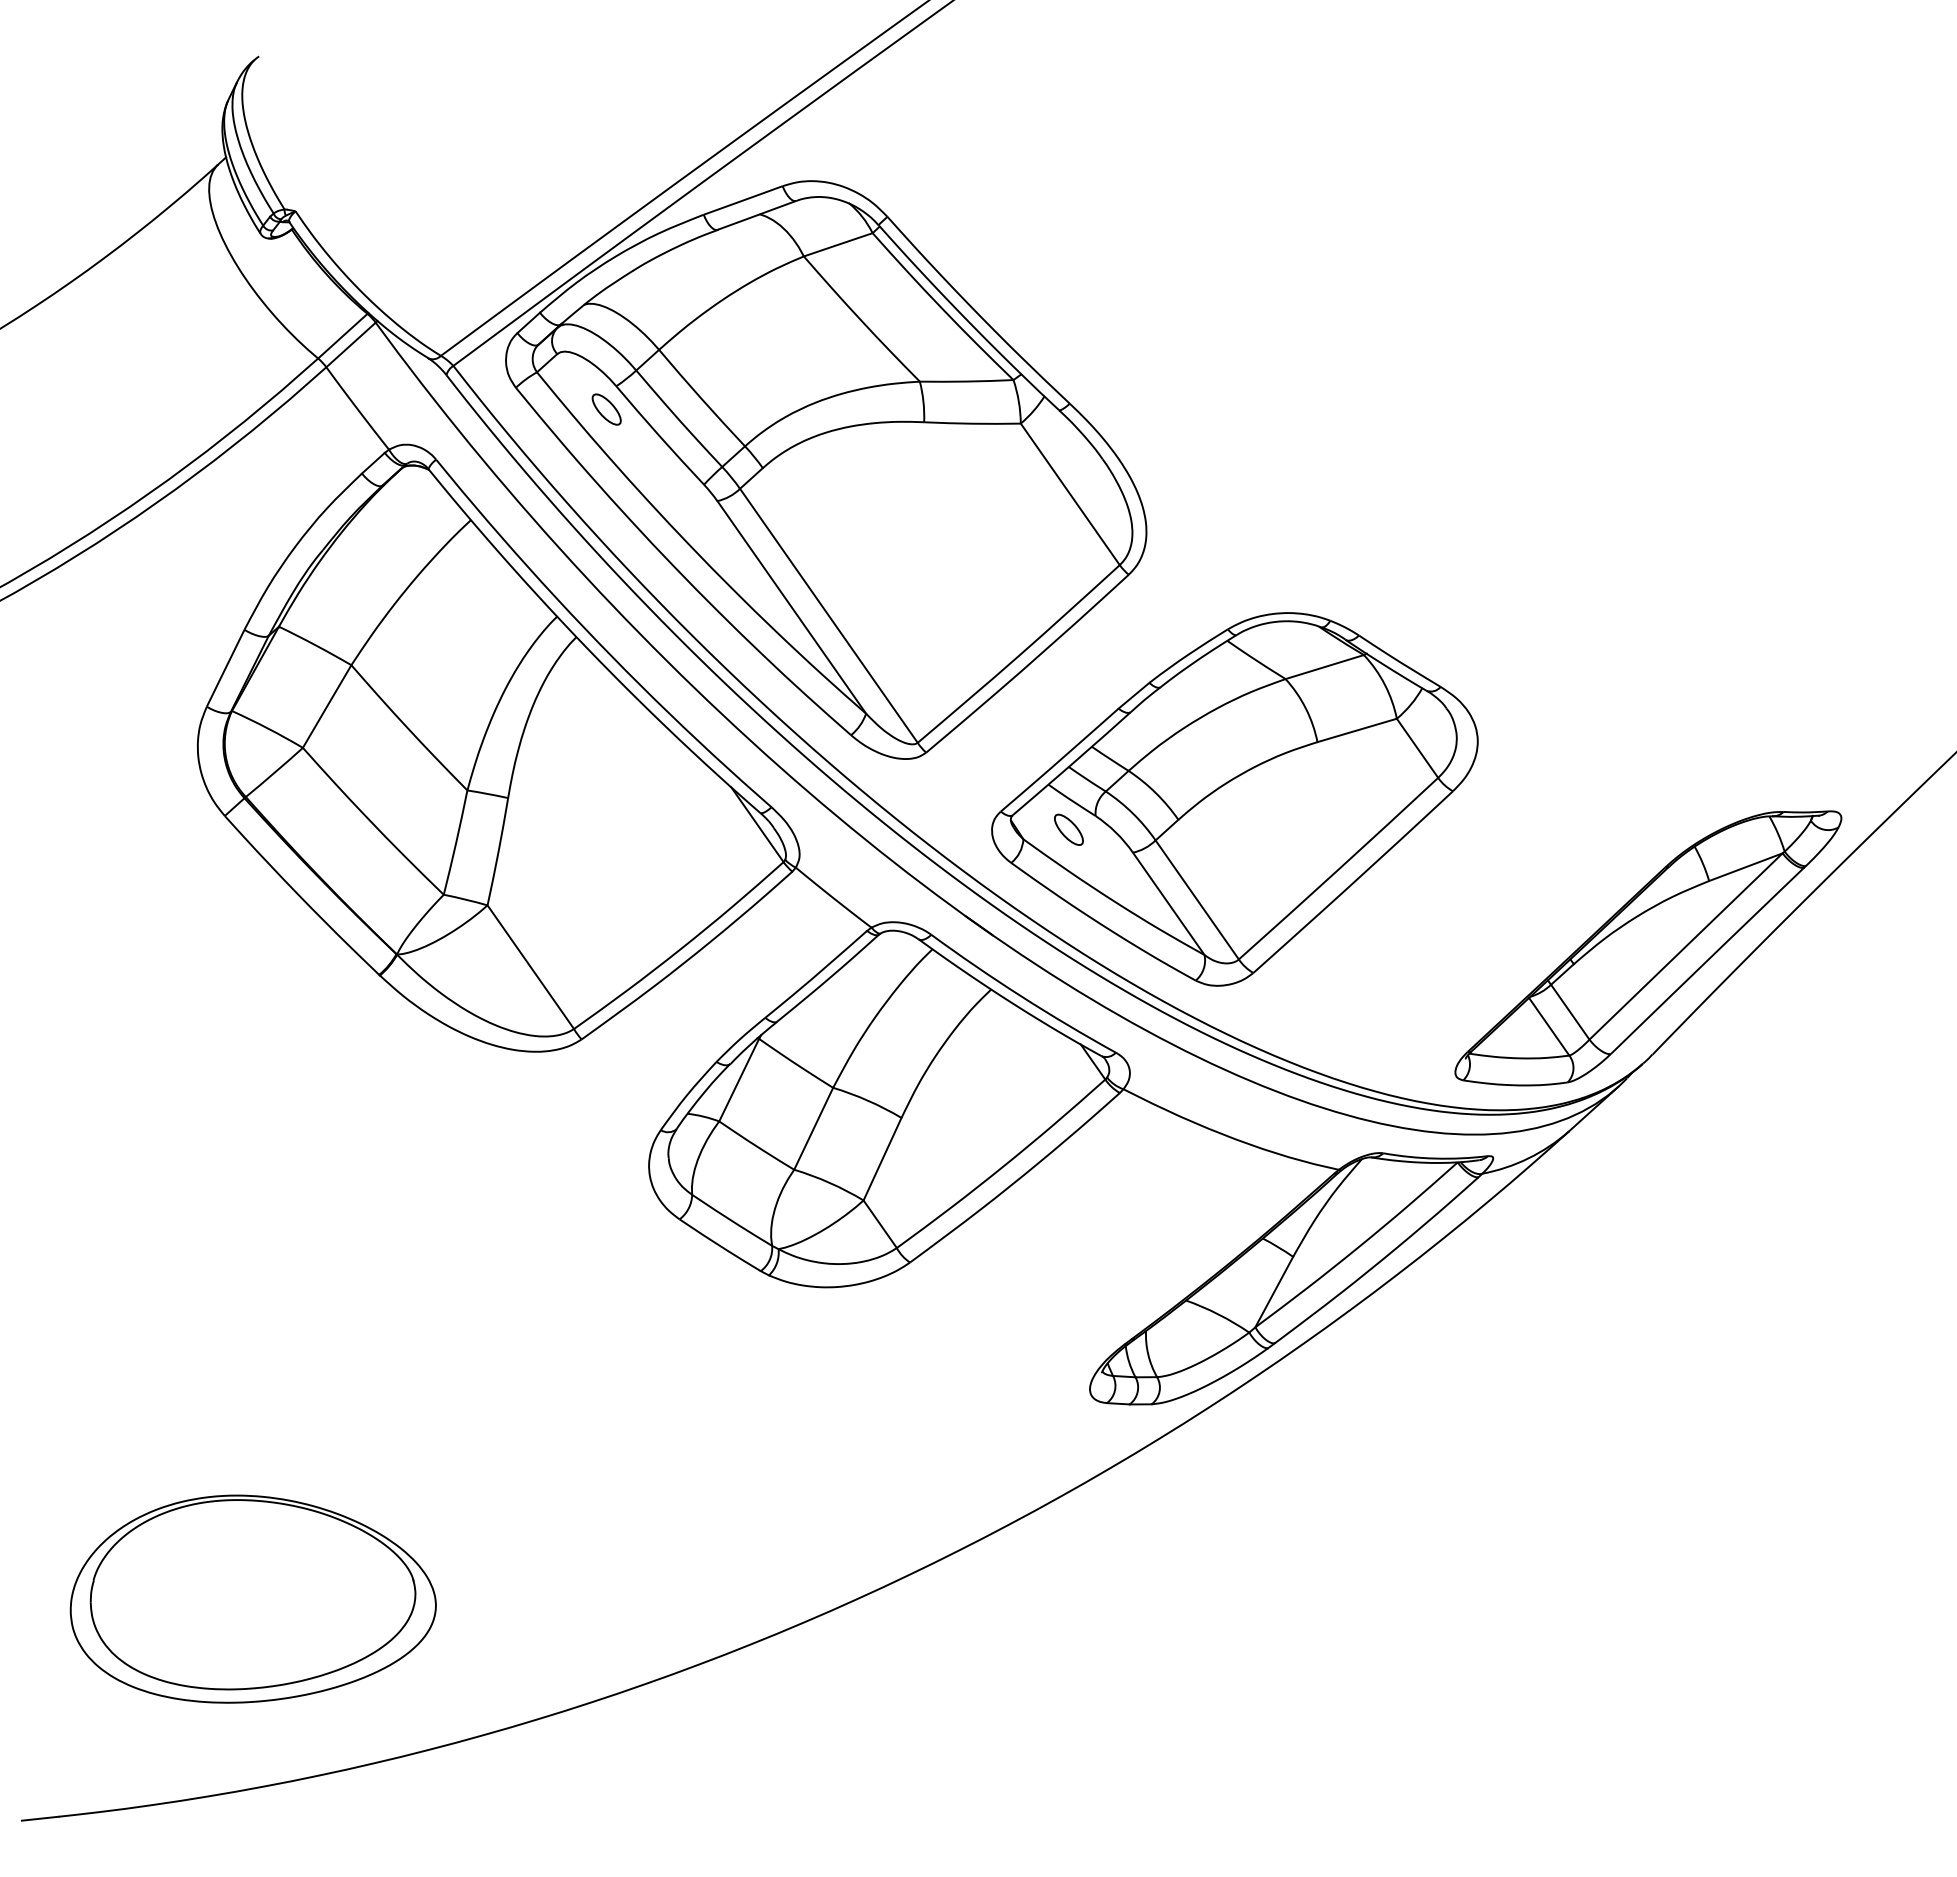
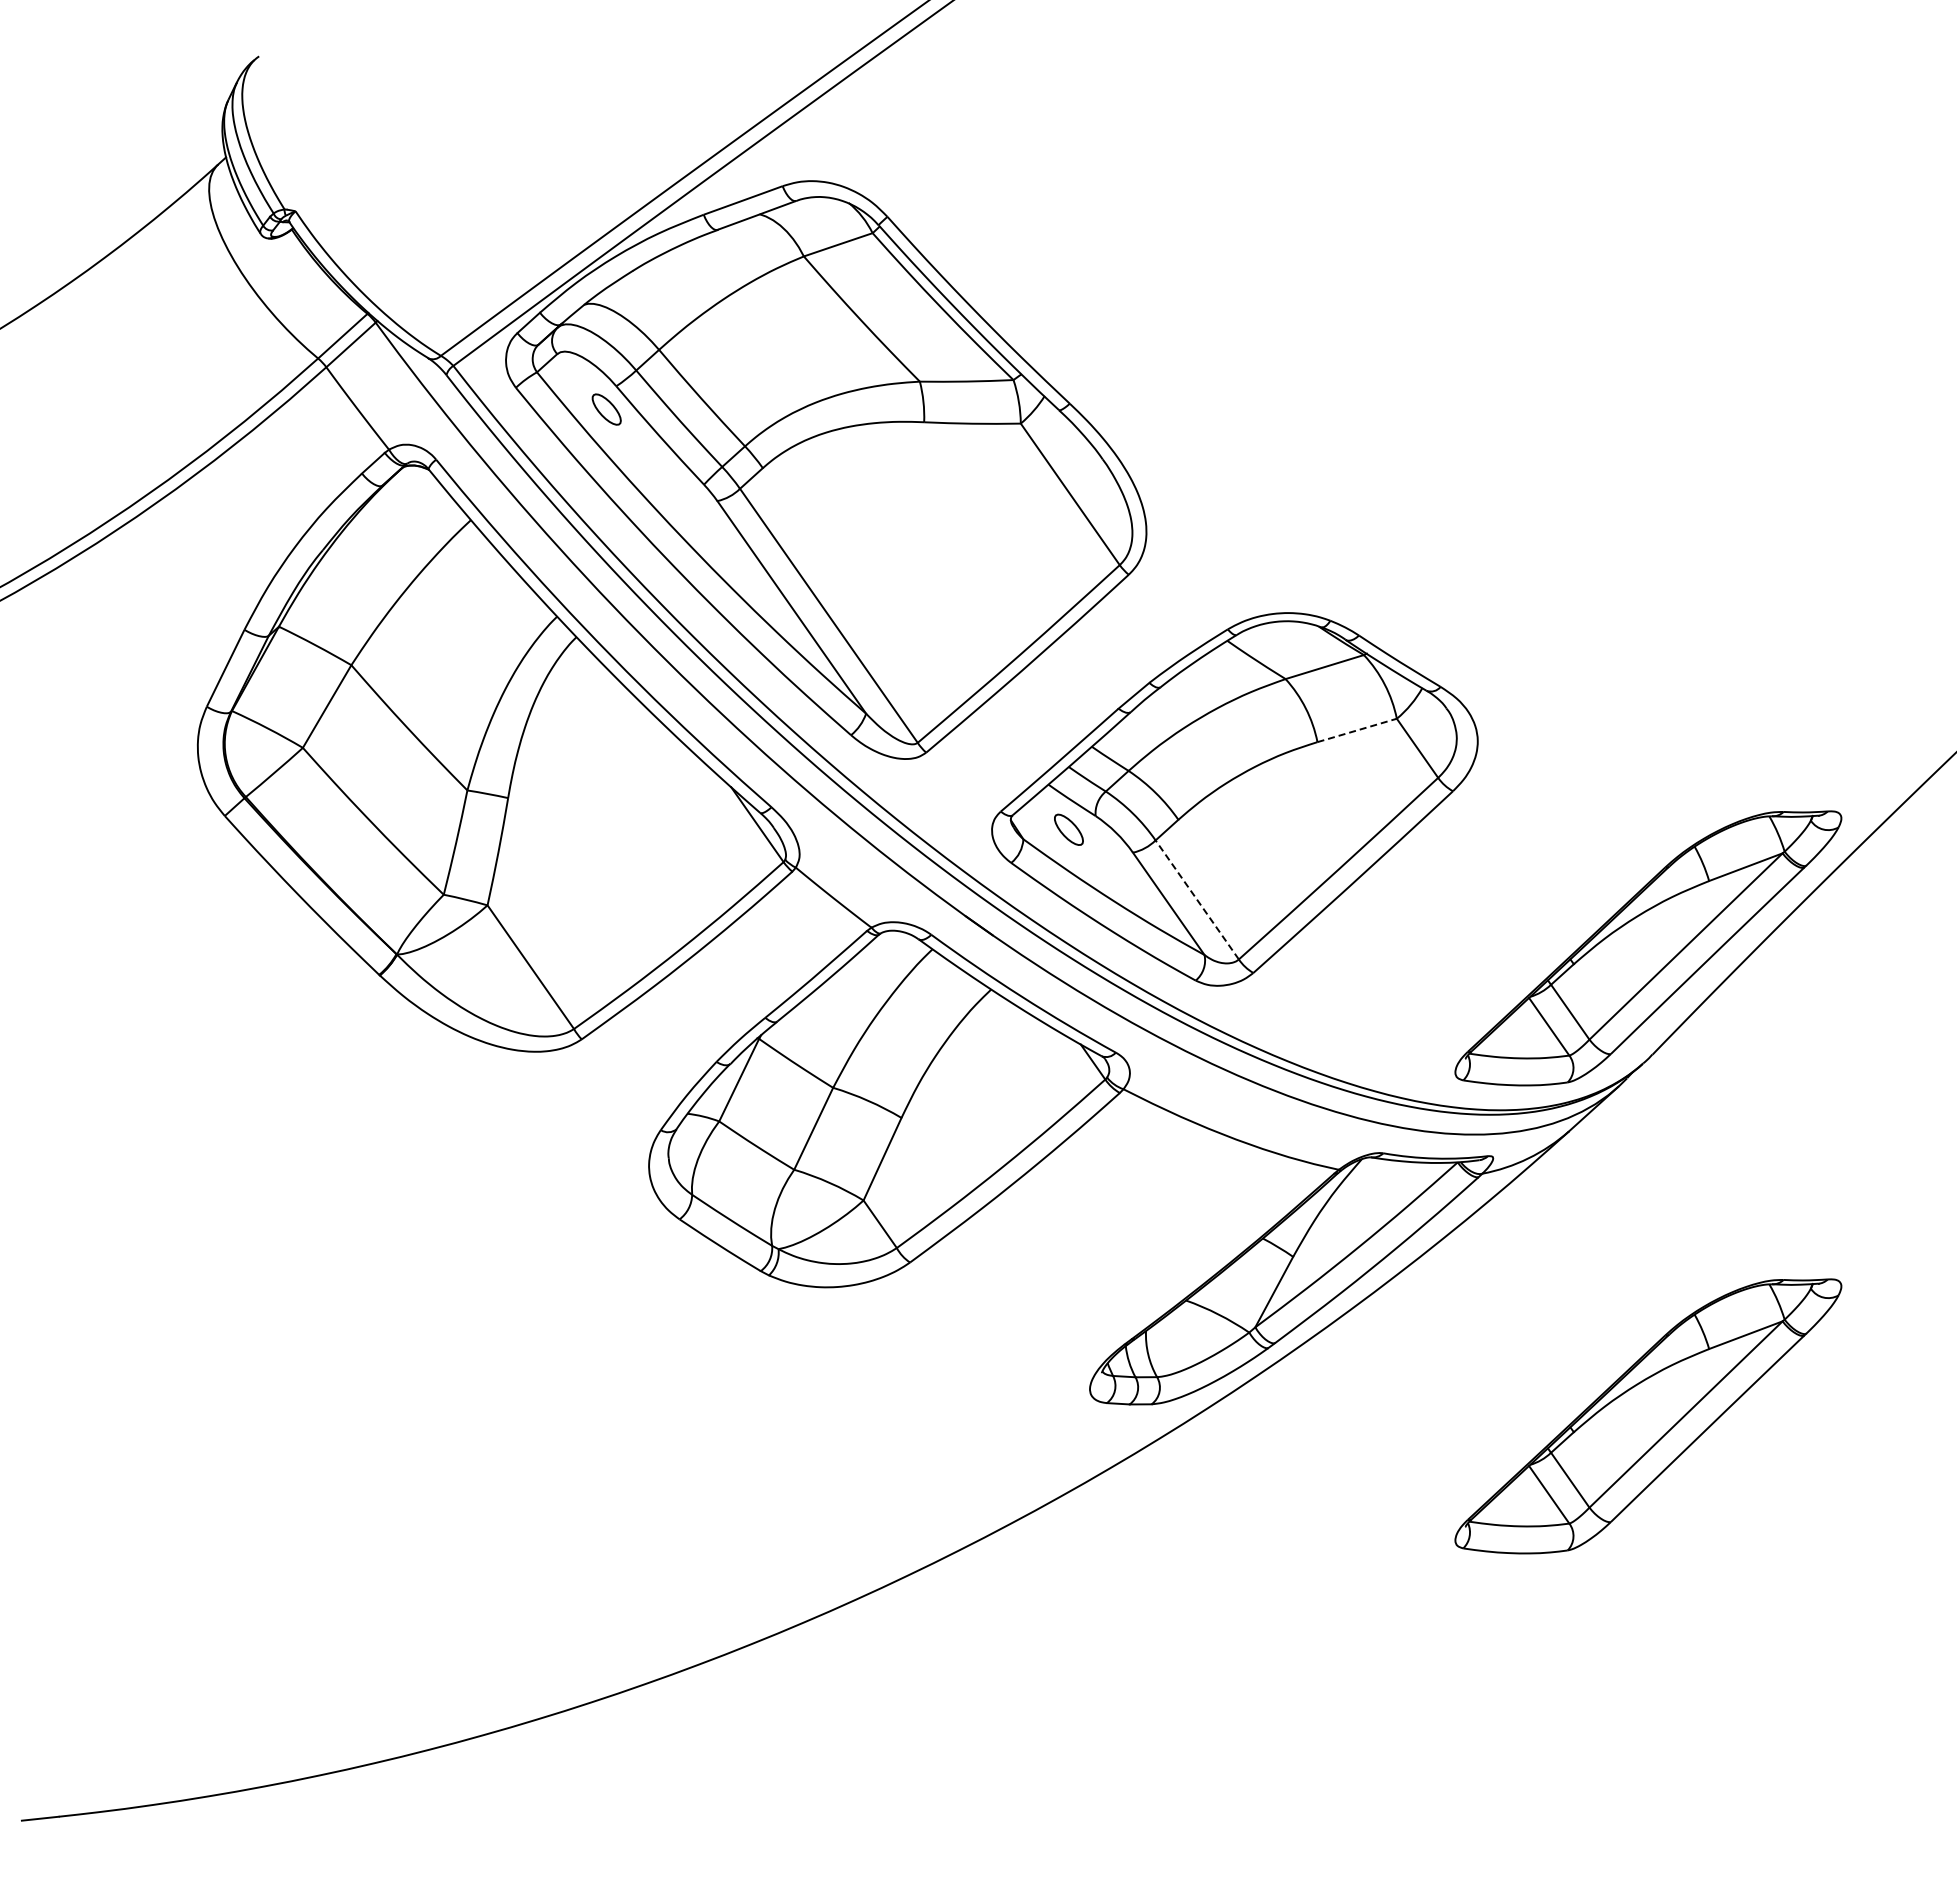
line: solid -> dashed (1357, 730)
line: solid -> dashed (1197, 899)
part: none -> present (1648, 1416)
part: present -> none (252, 1598)
